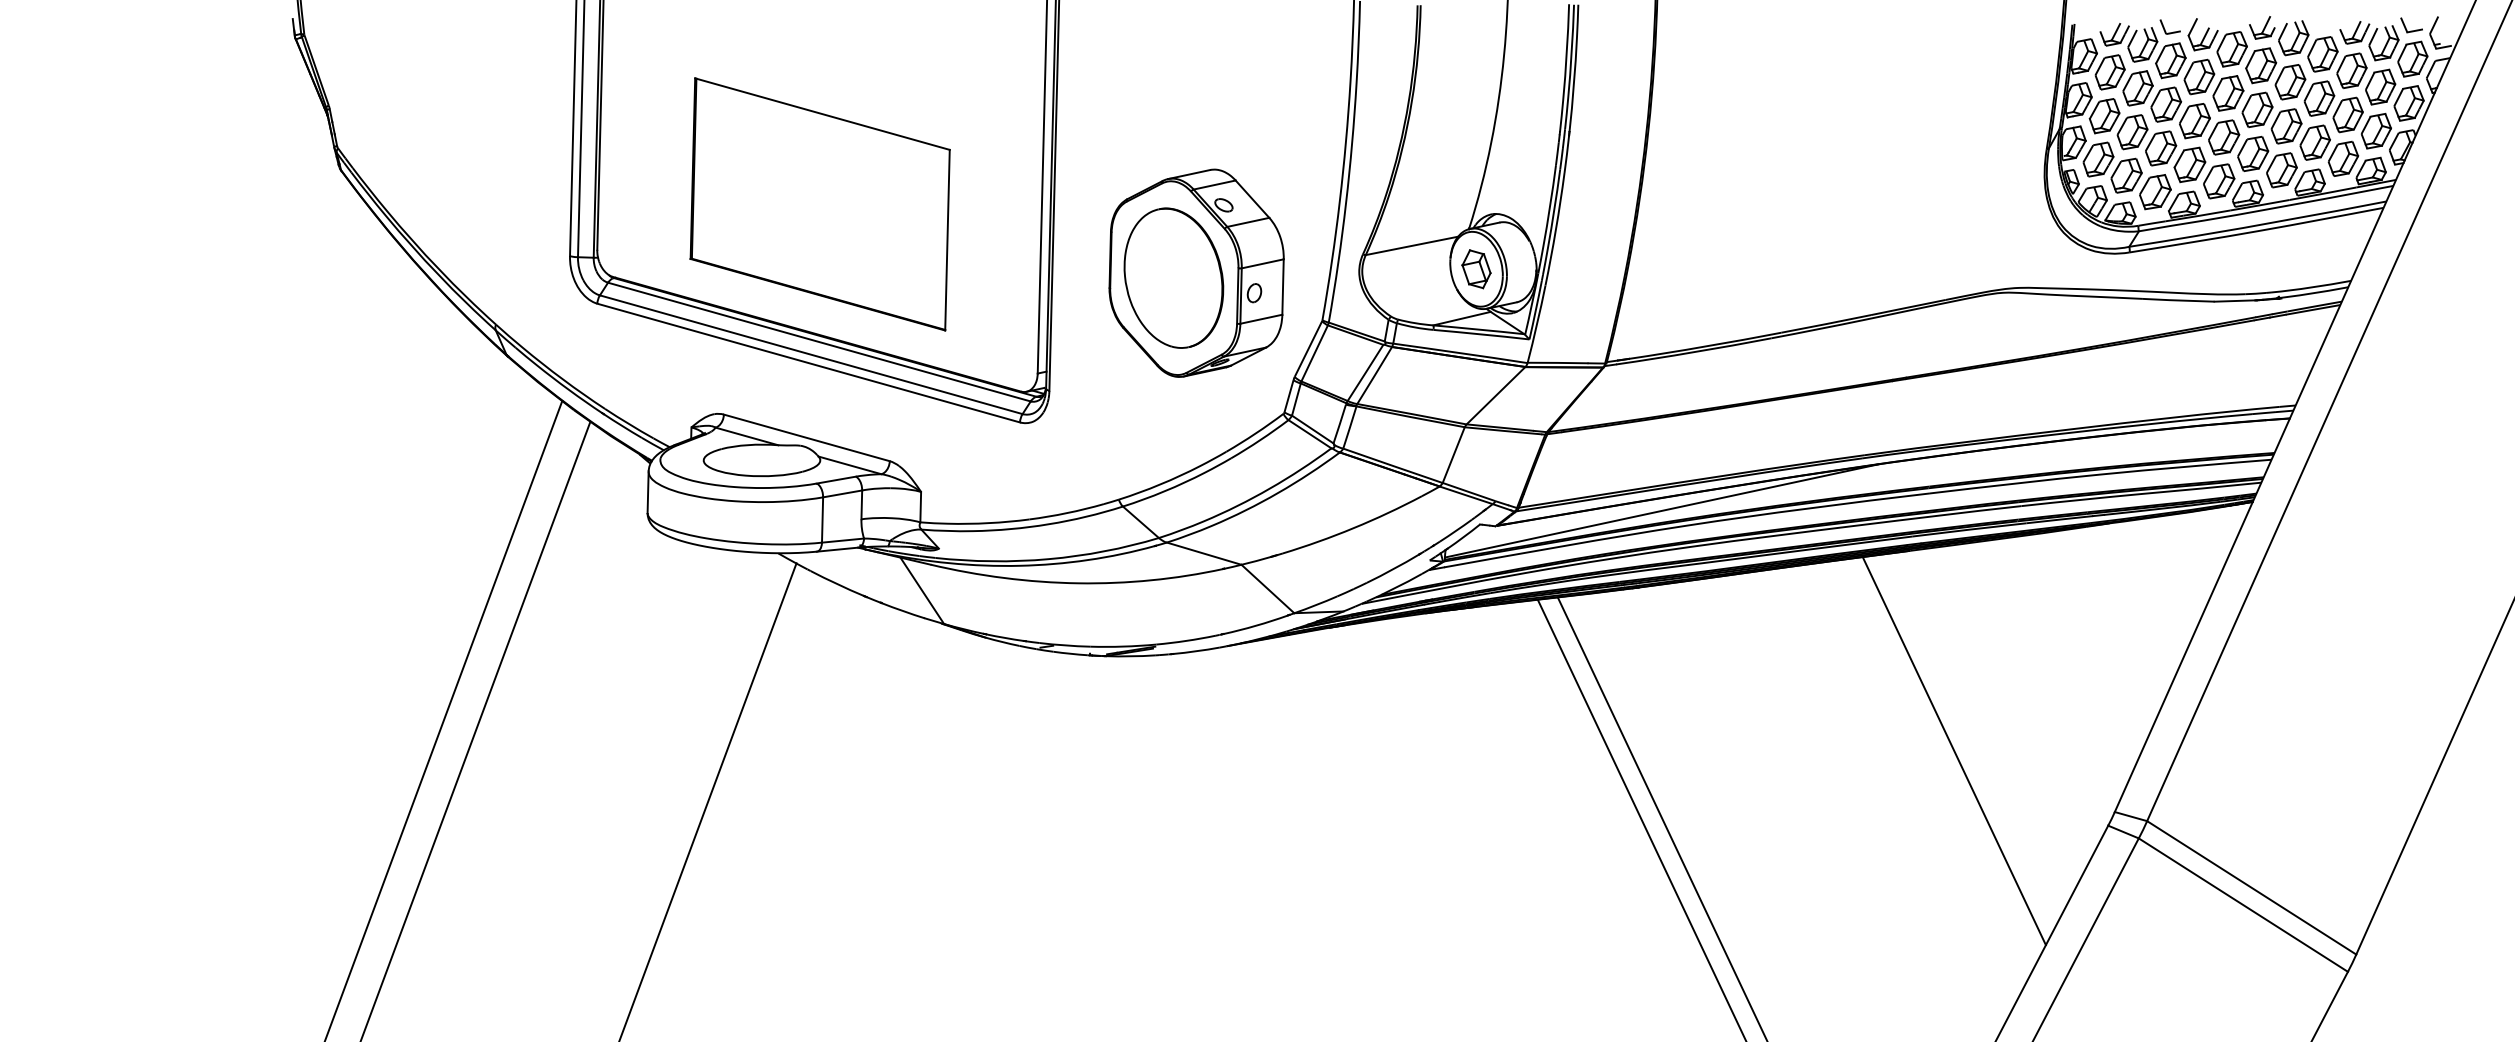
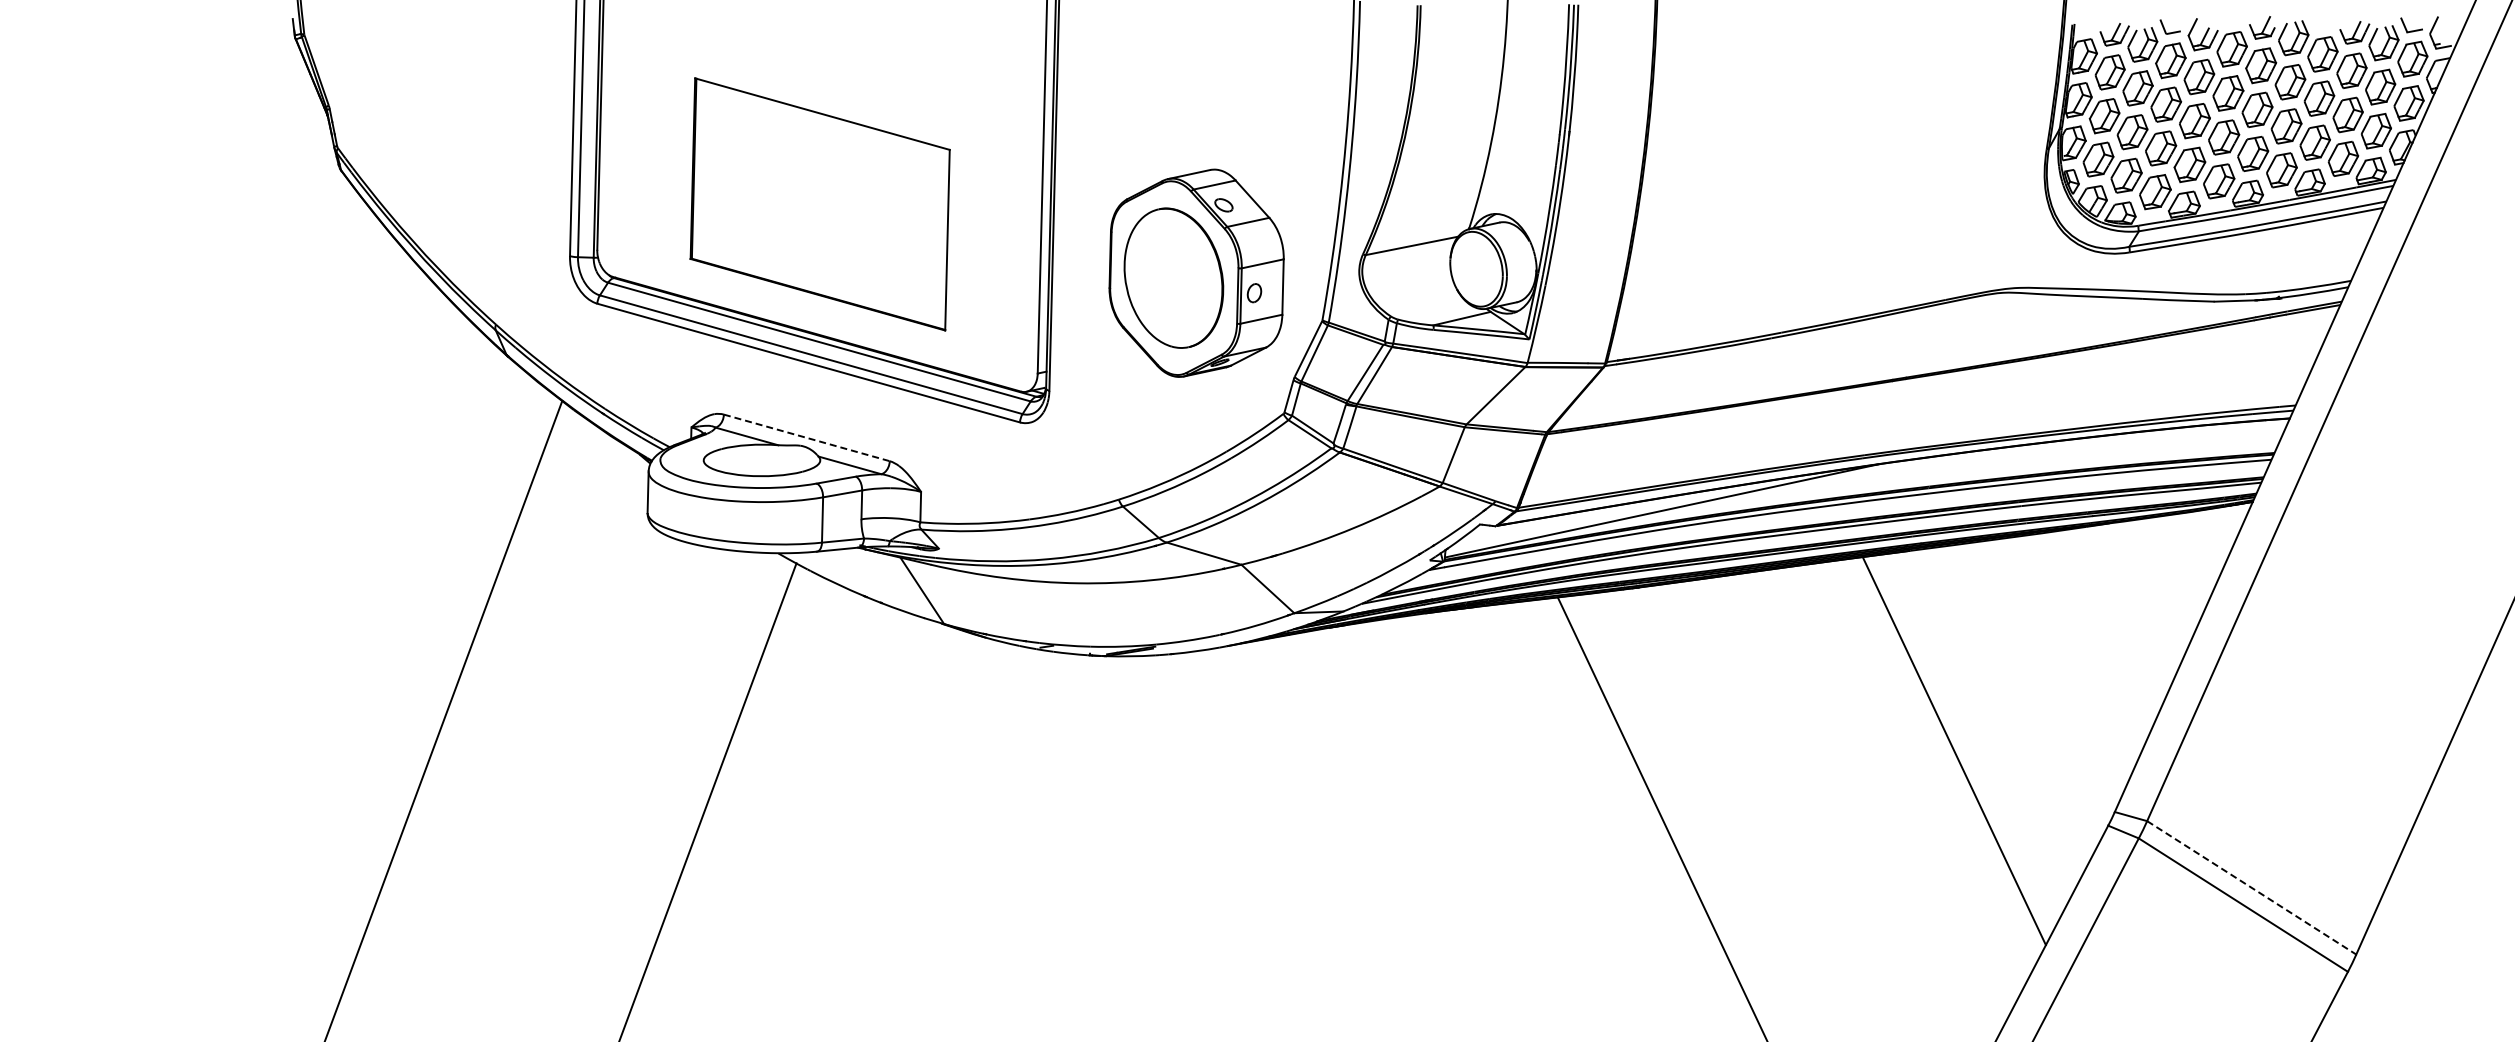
part: present -> none (1476, 269)
line: solid -> dashed (807, 438)
line: present -> none (475, 729)
line: present -> none (1641, 818)
line: solid -> dashed (2252, 888)
